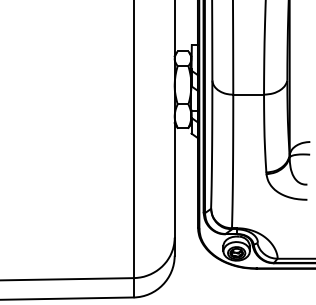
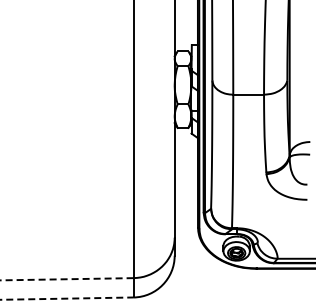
line: solid -> dashed (66, 279)
line: solid -> dashed (66, 298)
